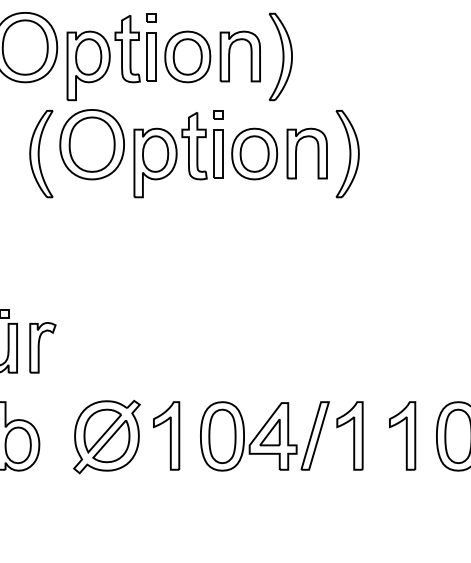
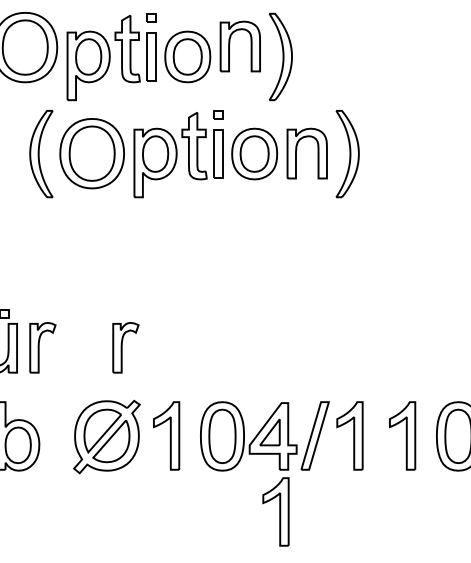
part position: (230, 53) -> (230, 43) (230, 43)
part position: (91, 144) -> (91, 153) (91, 153)
part: none -> present (125, 347)
part: none -> present (275, 511)
